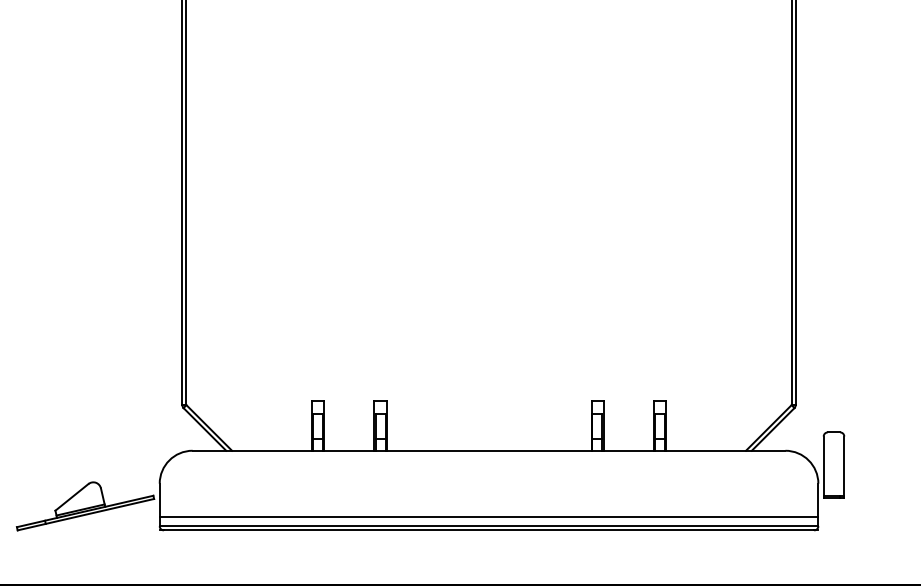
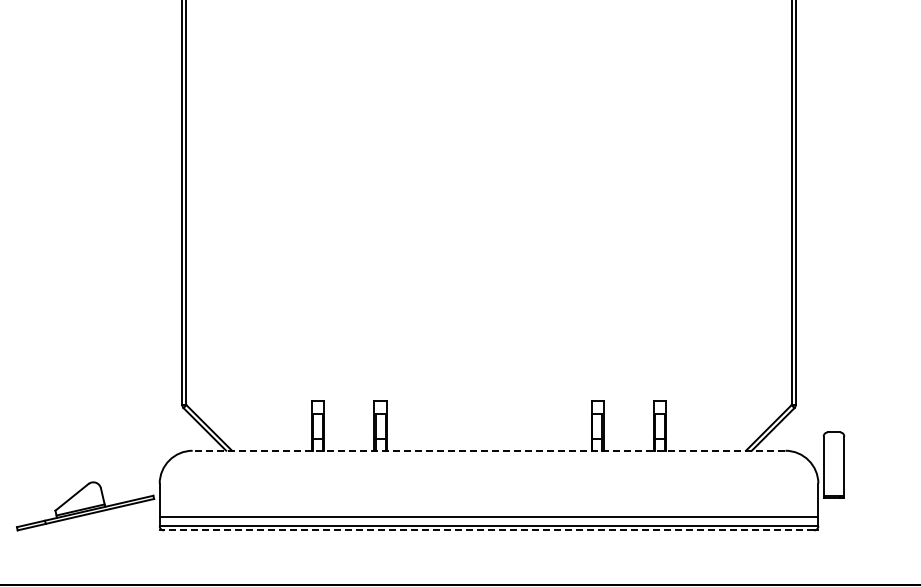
line: solid -> dashed (488, 450)
line: solid -> dashed (488, 530)
